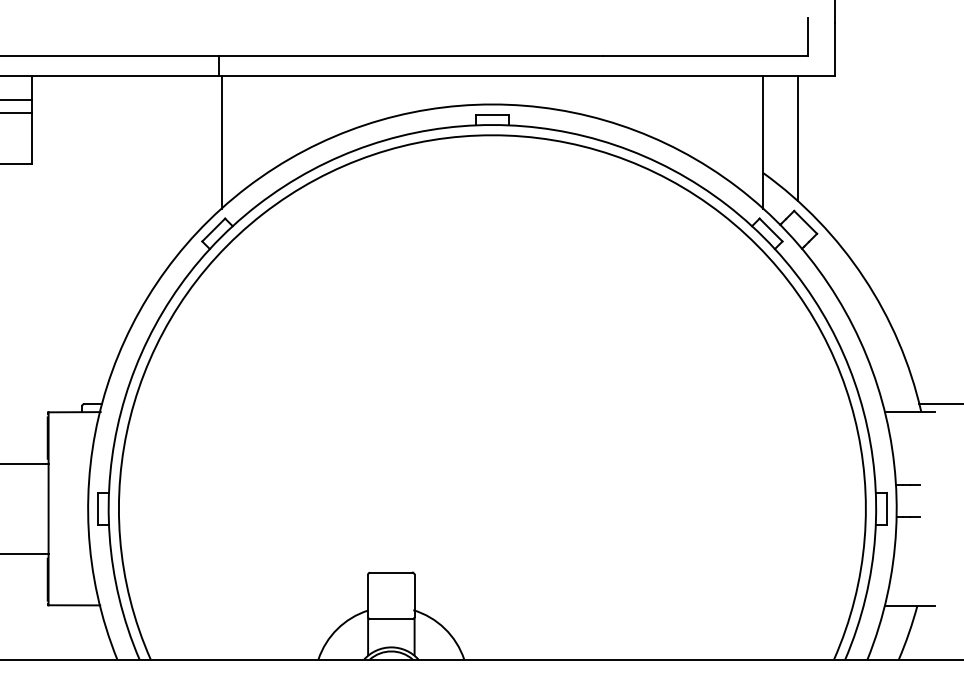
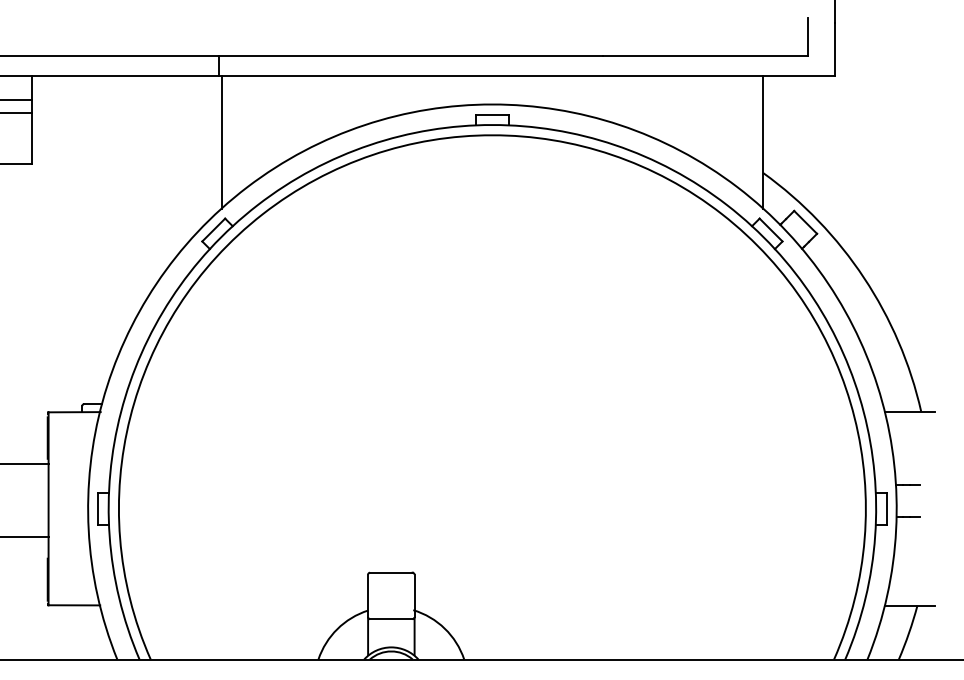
line: present -> none (797, 138)
line: present -> none (939, 404)
line position: (25, 553) -> (25, 536) (25, 536)
